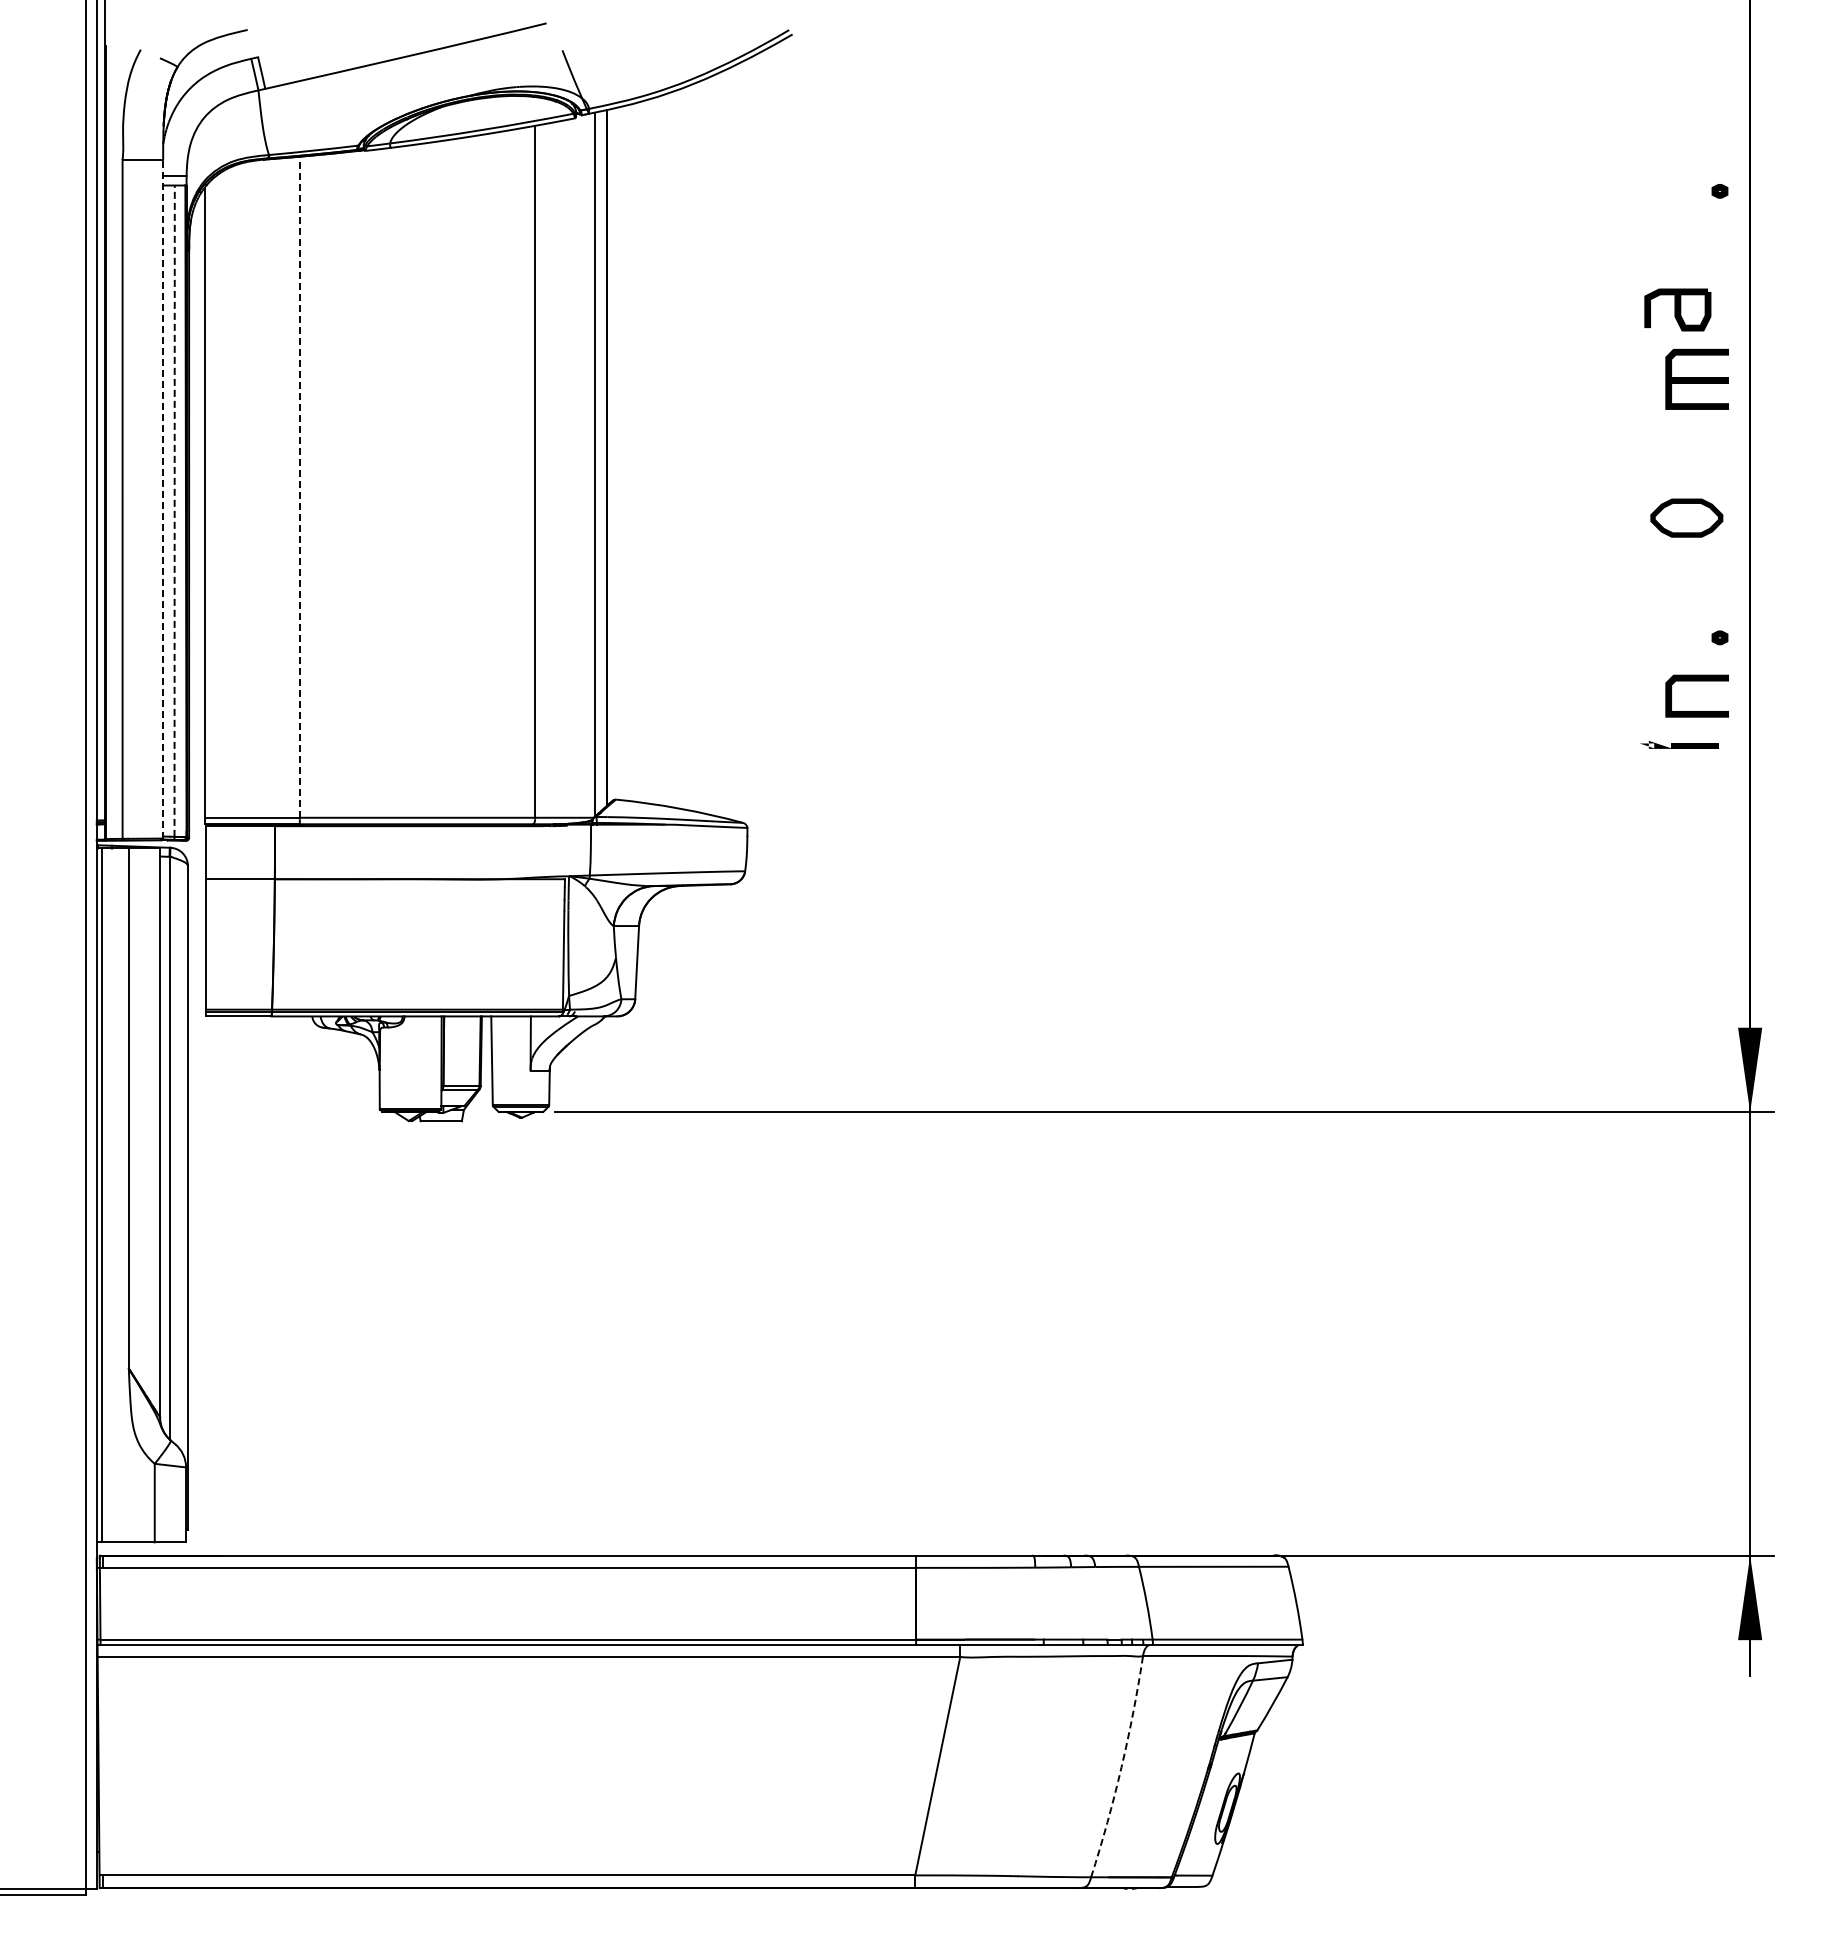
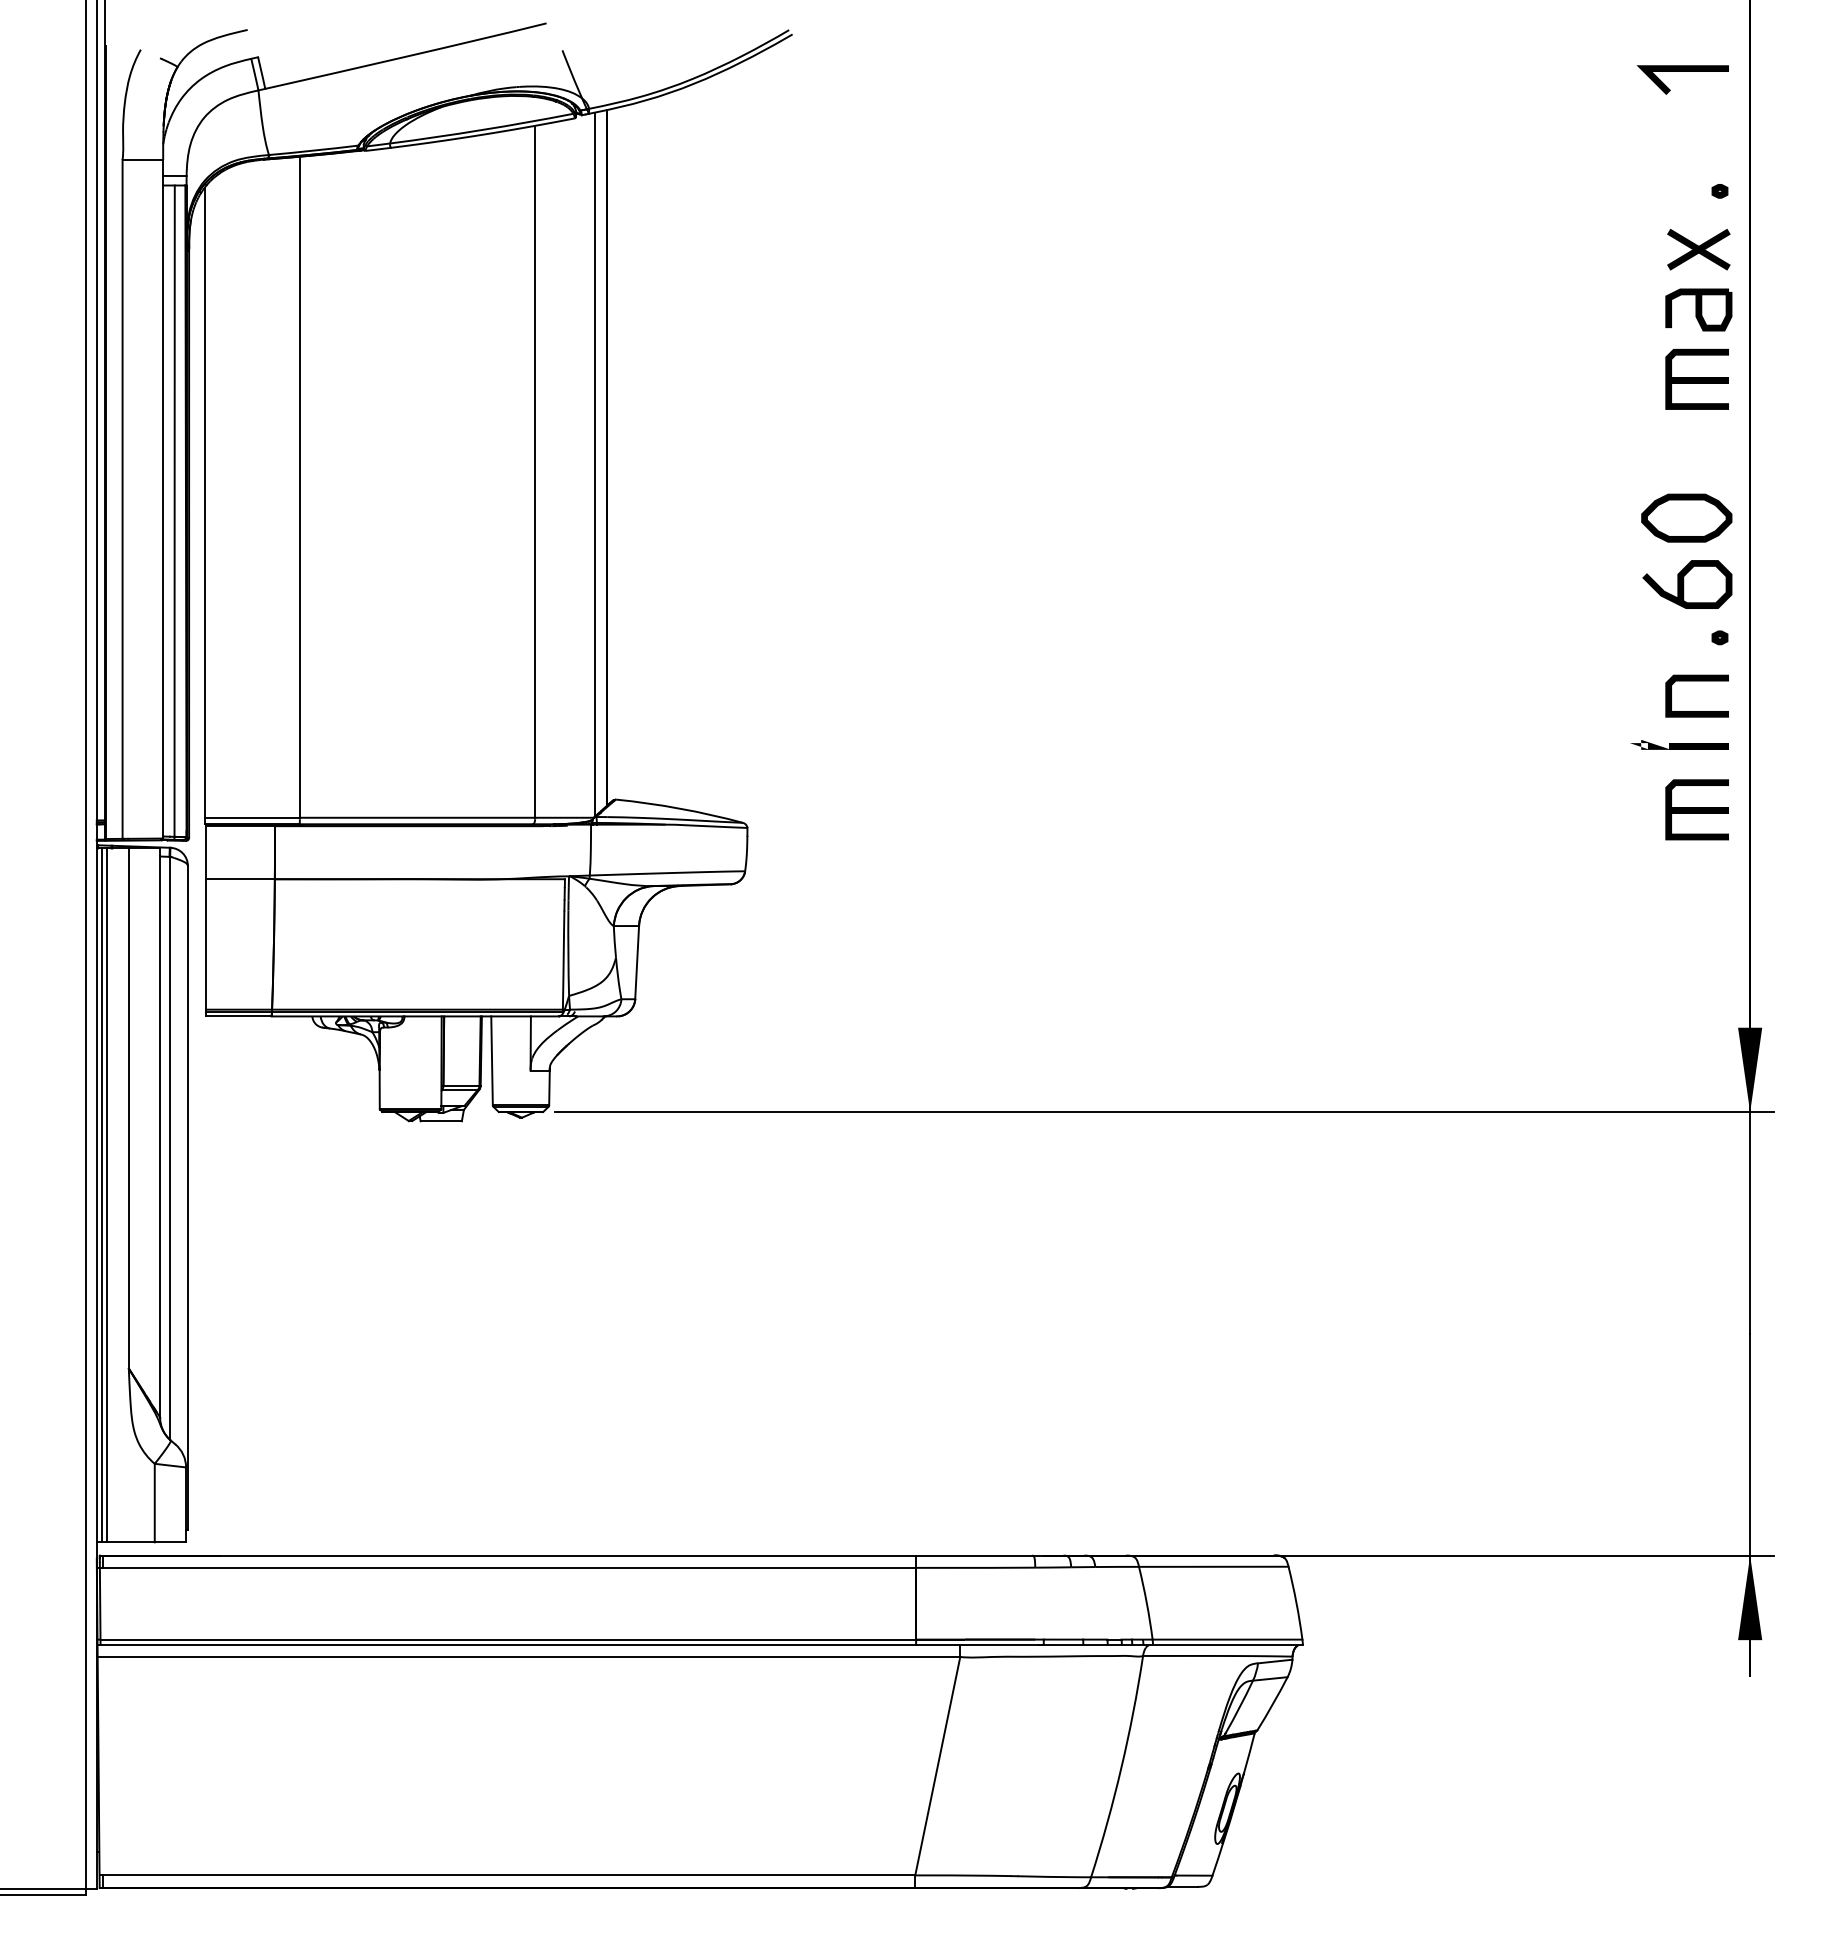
line: none -> present (1682, 71)
part: none -> present (1698, 249)
part position: (1677, 309) -> (1698, 309) (1698, 309)
line: dashed -> solid (299, 487)
line: dashed -> solid (163, 498)
line: dashed -> solid (174, 511)
part size: 74x40 px -> 92x50 px (1686, 517)
curve: none -> present (1684, 584)
part size: 79x8 px -> 99x10 px (1679, 744)
part: none -> present (1696, 809)
line: none -> present (106, 1195)
arc: dashed -> solid (1121, 1767)
